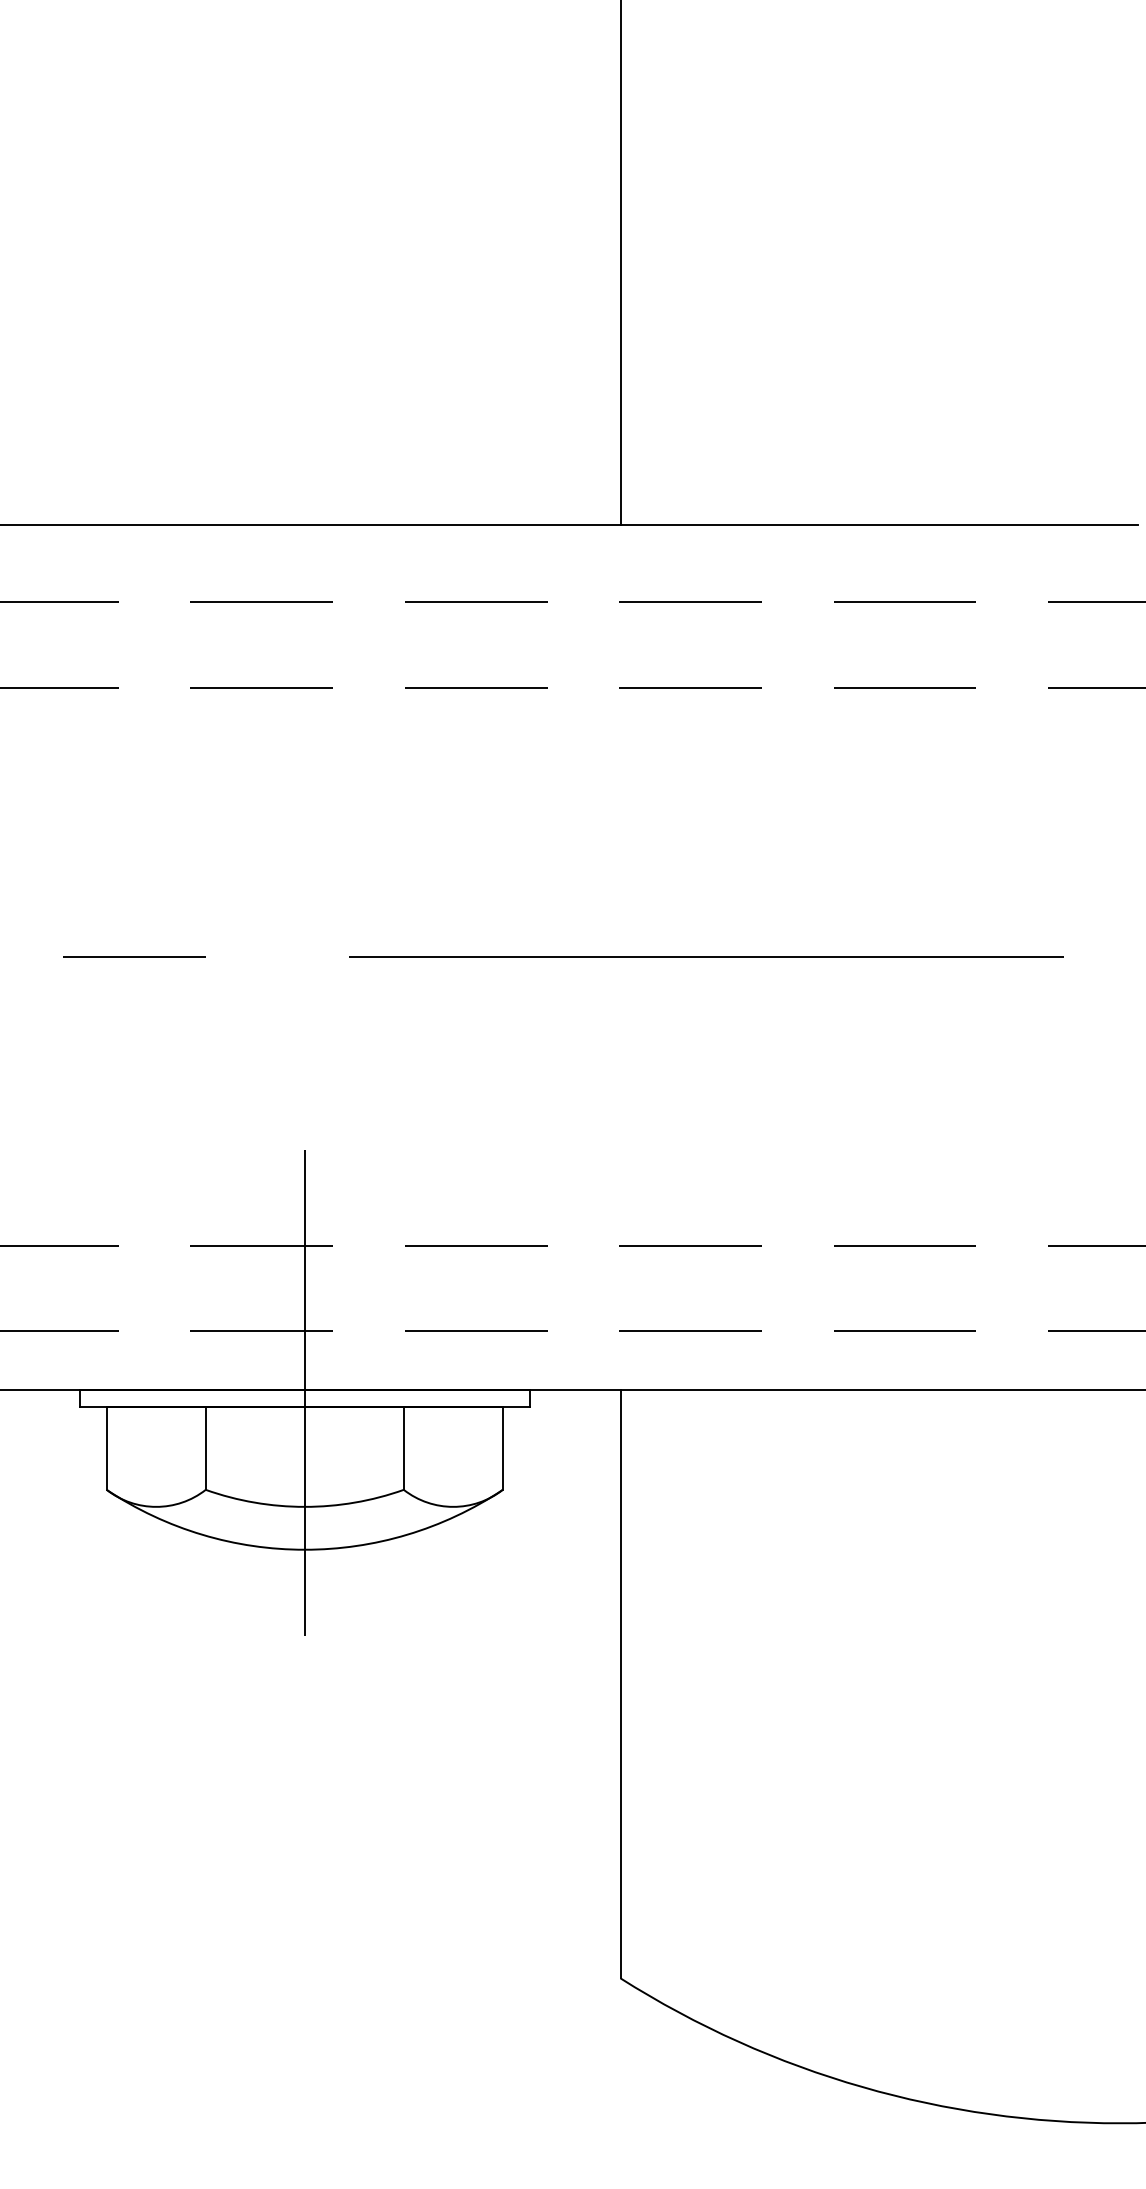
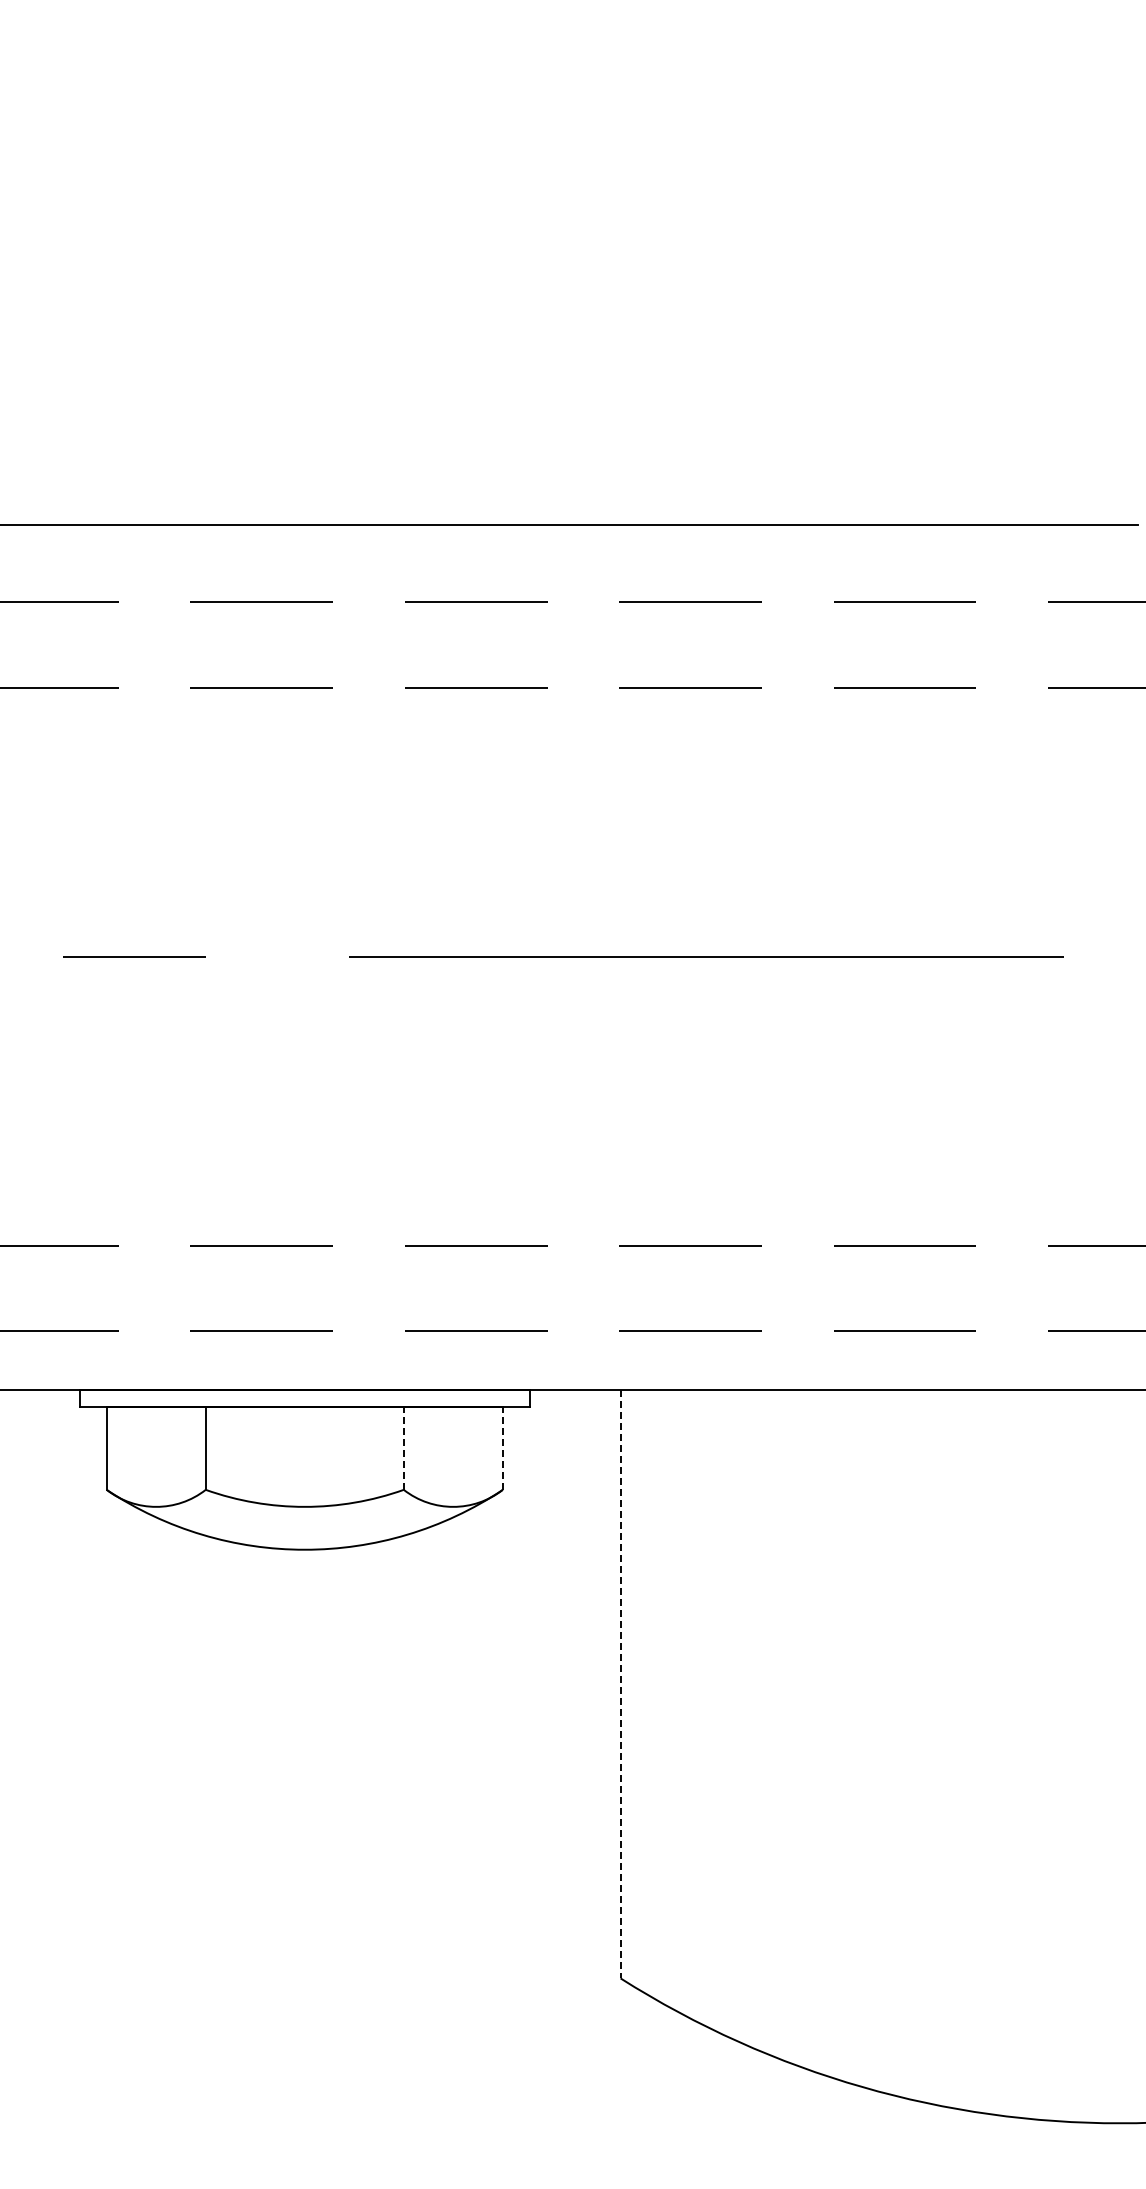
line: present -> none (620, 263)
line: present -> none (304, 1392)
line: solid -> dashed (403, 1448)
line: solid -> dashed (502, 1448)
line: solid -> dashed (620, 1684)
